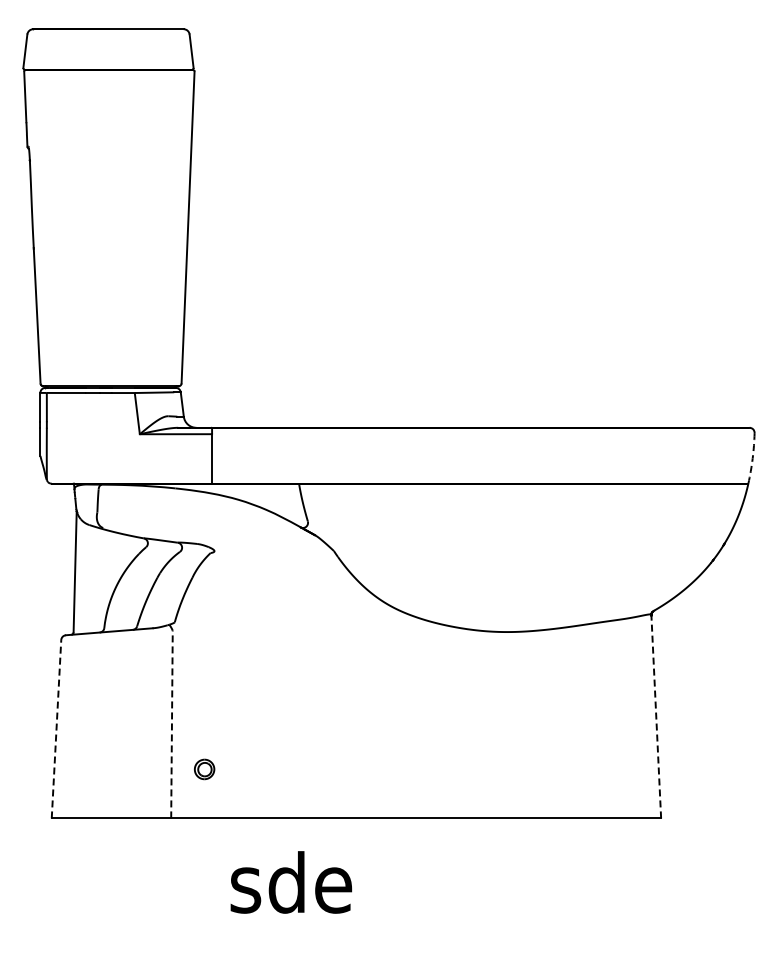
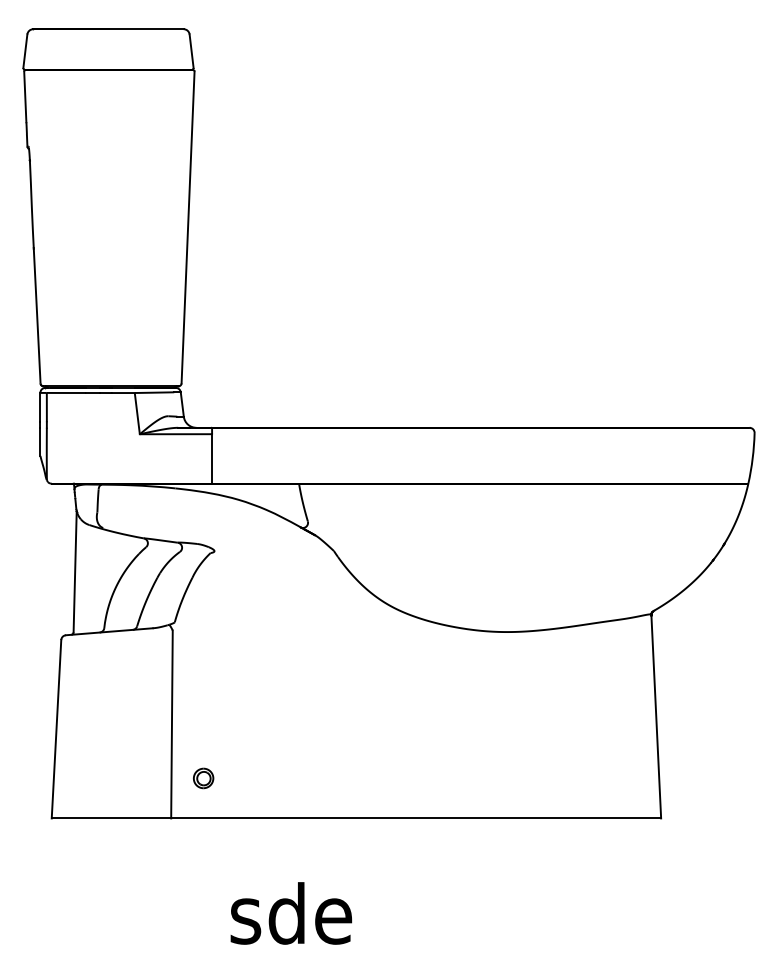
arc: dashed -> solid (752, 458)
line: dashed -> solid (656, 716)
line: dashed -> solid (171, 724)
line: dashed -> solid (56, 728)
part position: (204, 769) -> (203, 778) (203, 778)
text position: (290, 882) -> (290, 913) (290, 913)
